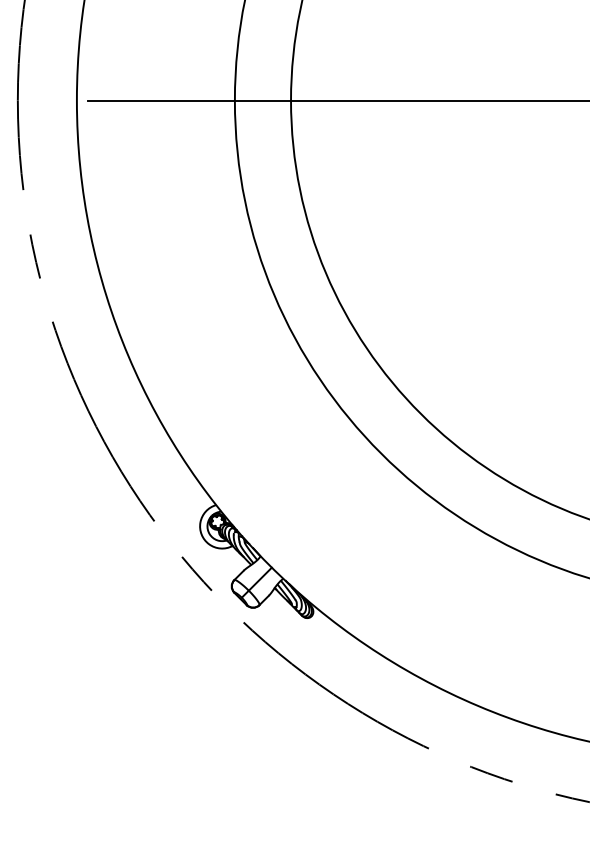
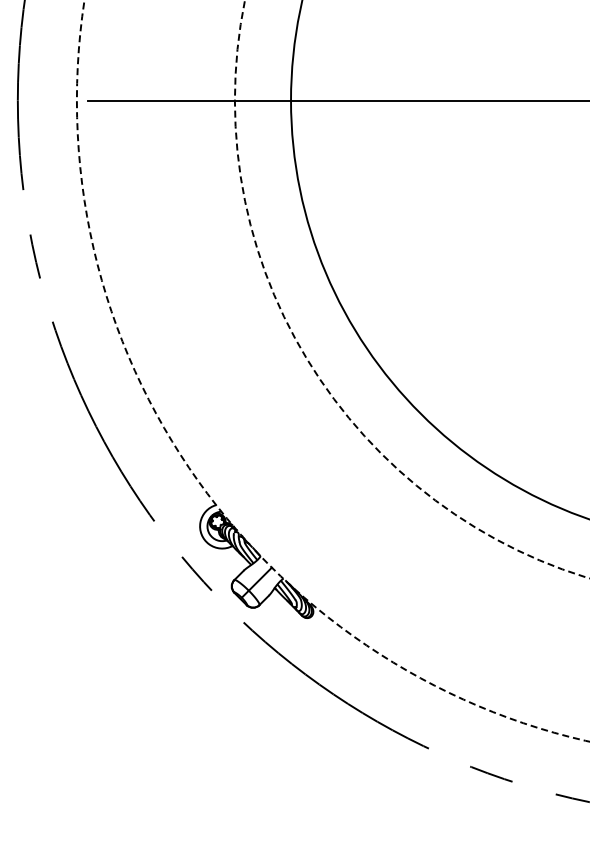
circle: solid -> dashed (411, 289)
circle: solid -> dashed (332, 370)
